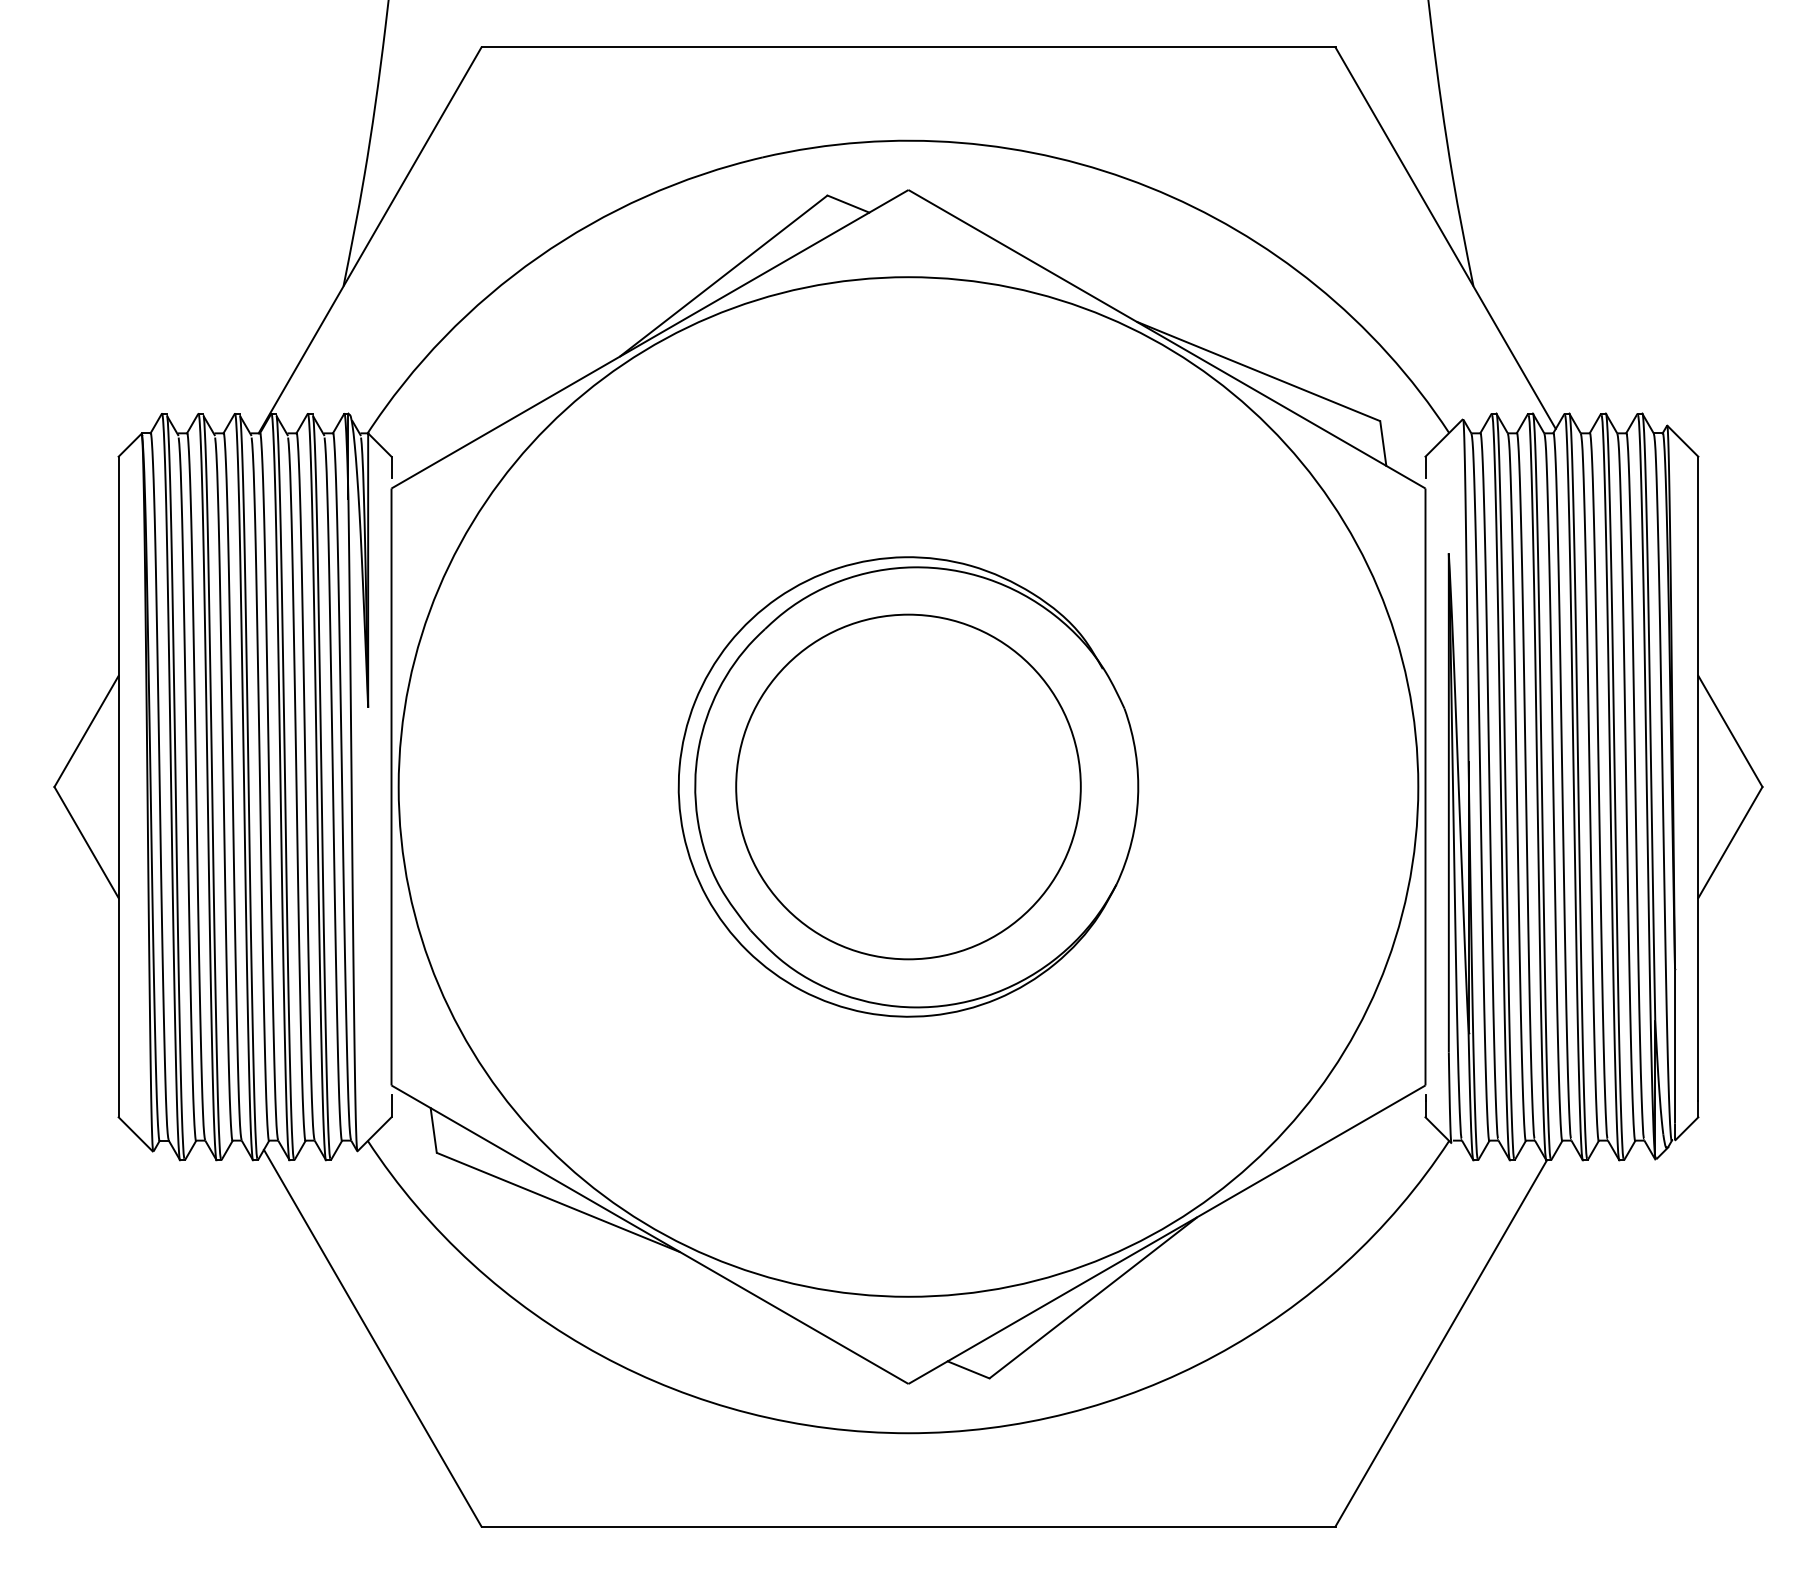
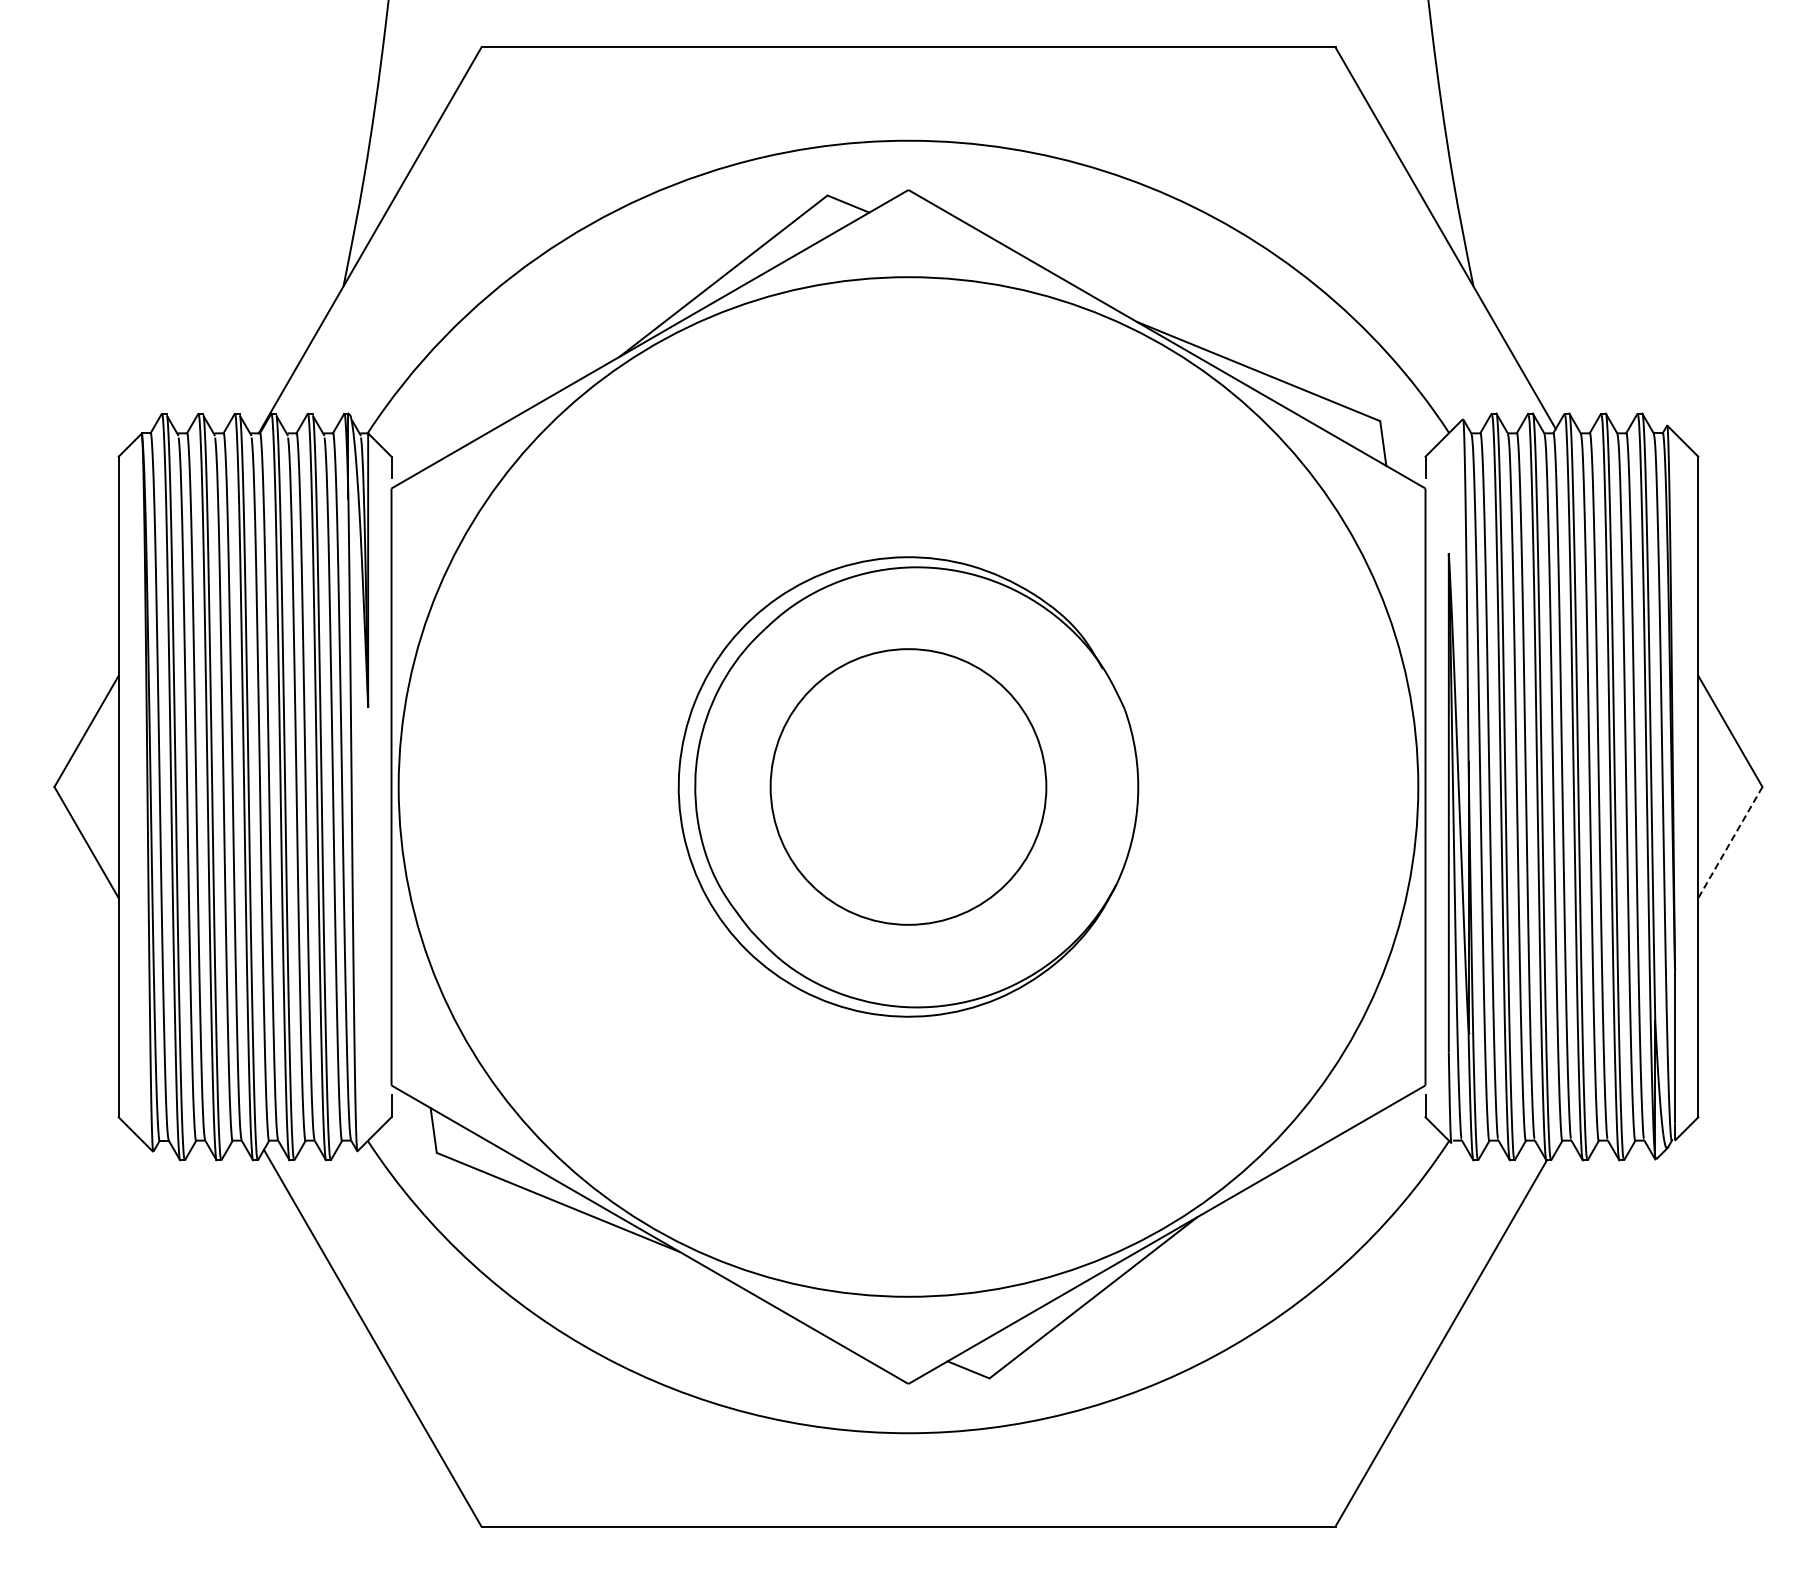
circle diameter: 345 px -> 276 px (908, 786)
line: solid -> dashed (1730, 842)
